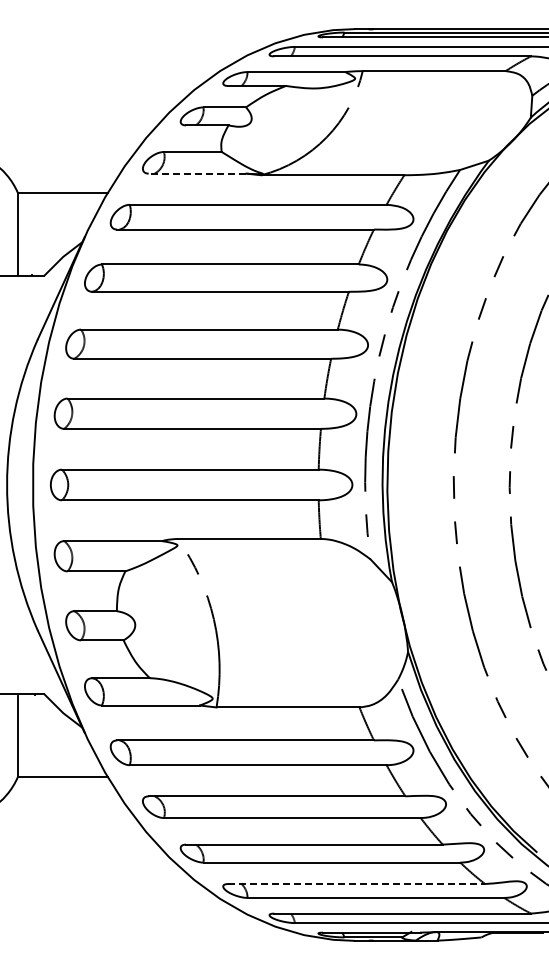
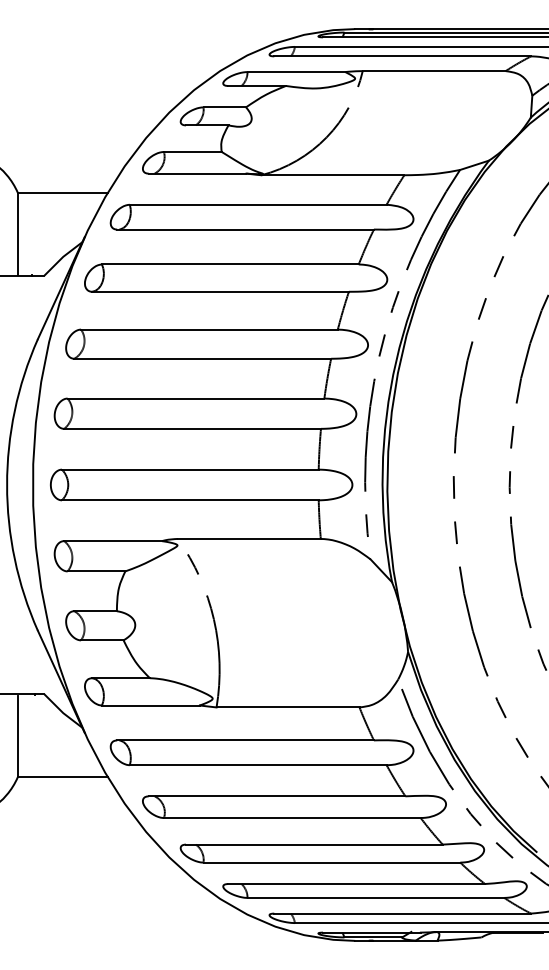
line: dashed -> solid (197, 173)
line: dashed -> solid (357, 884)
